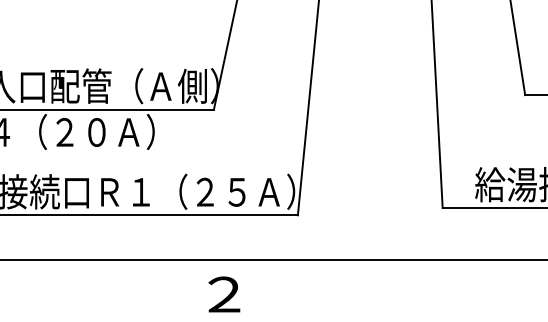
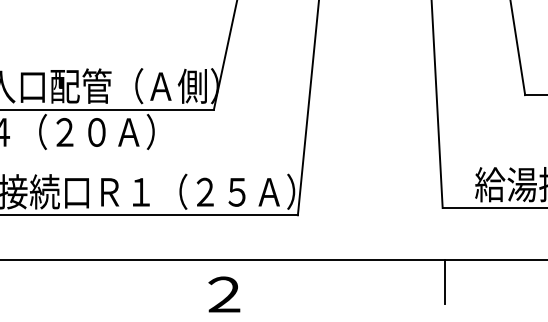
line: none -> present (445, 281)
